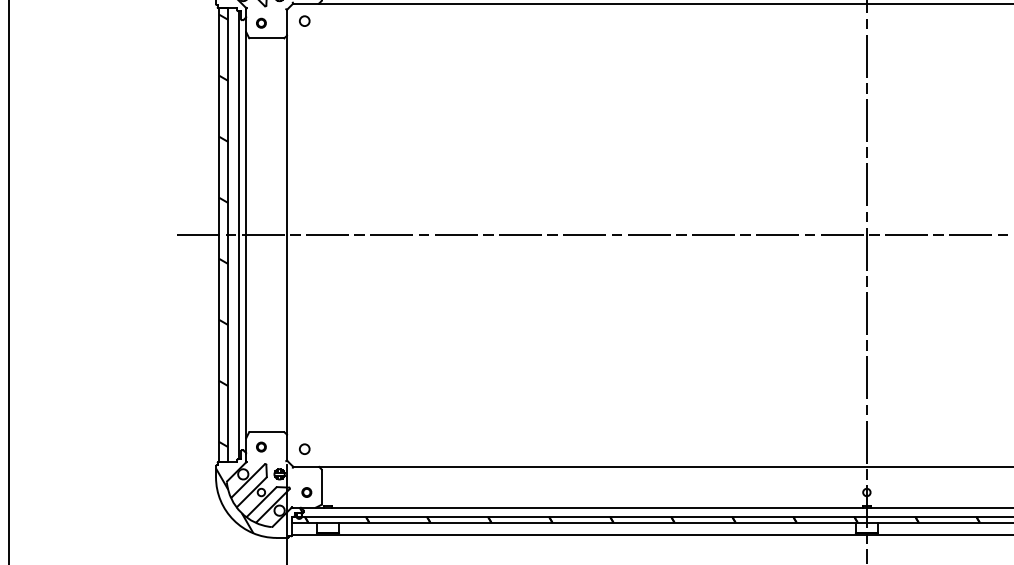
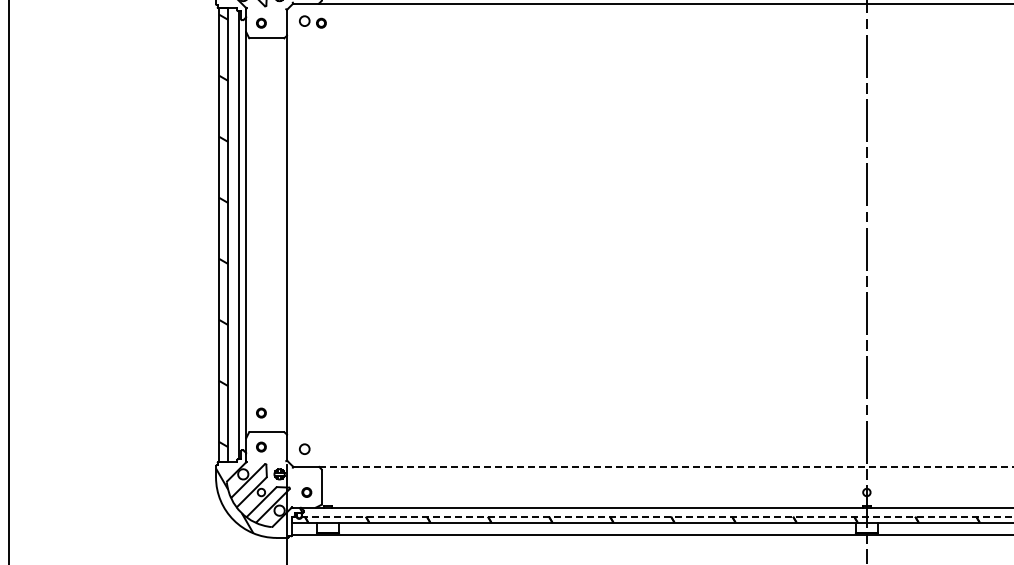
part: none -> present (321, 22)
line: present -> none (593, 235)
part: none -> present (261, 412)
line: solid -> dashed (665, 466)
line: solid -> dashed (652, 516)
